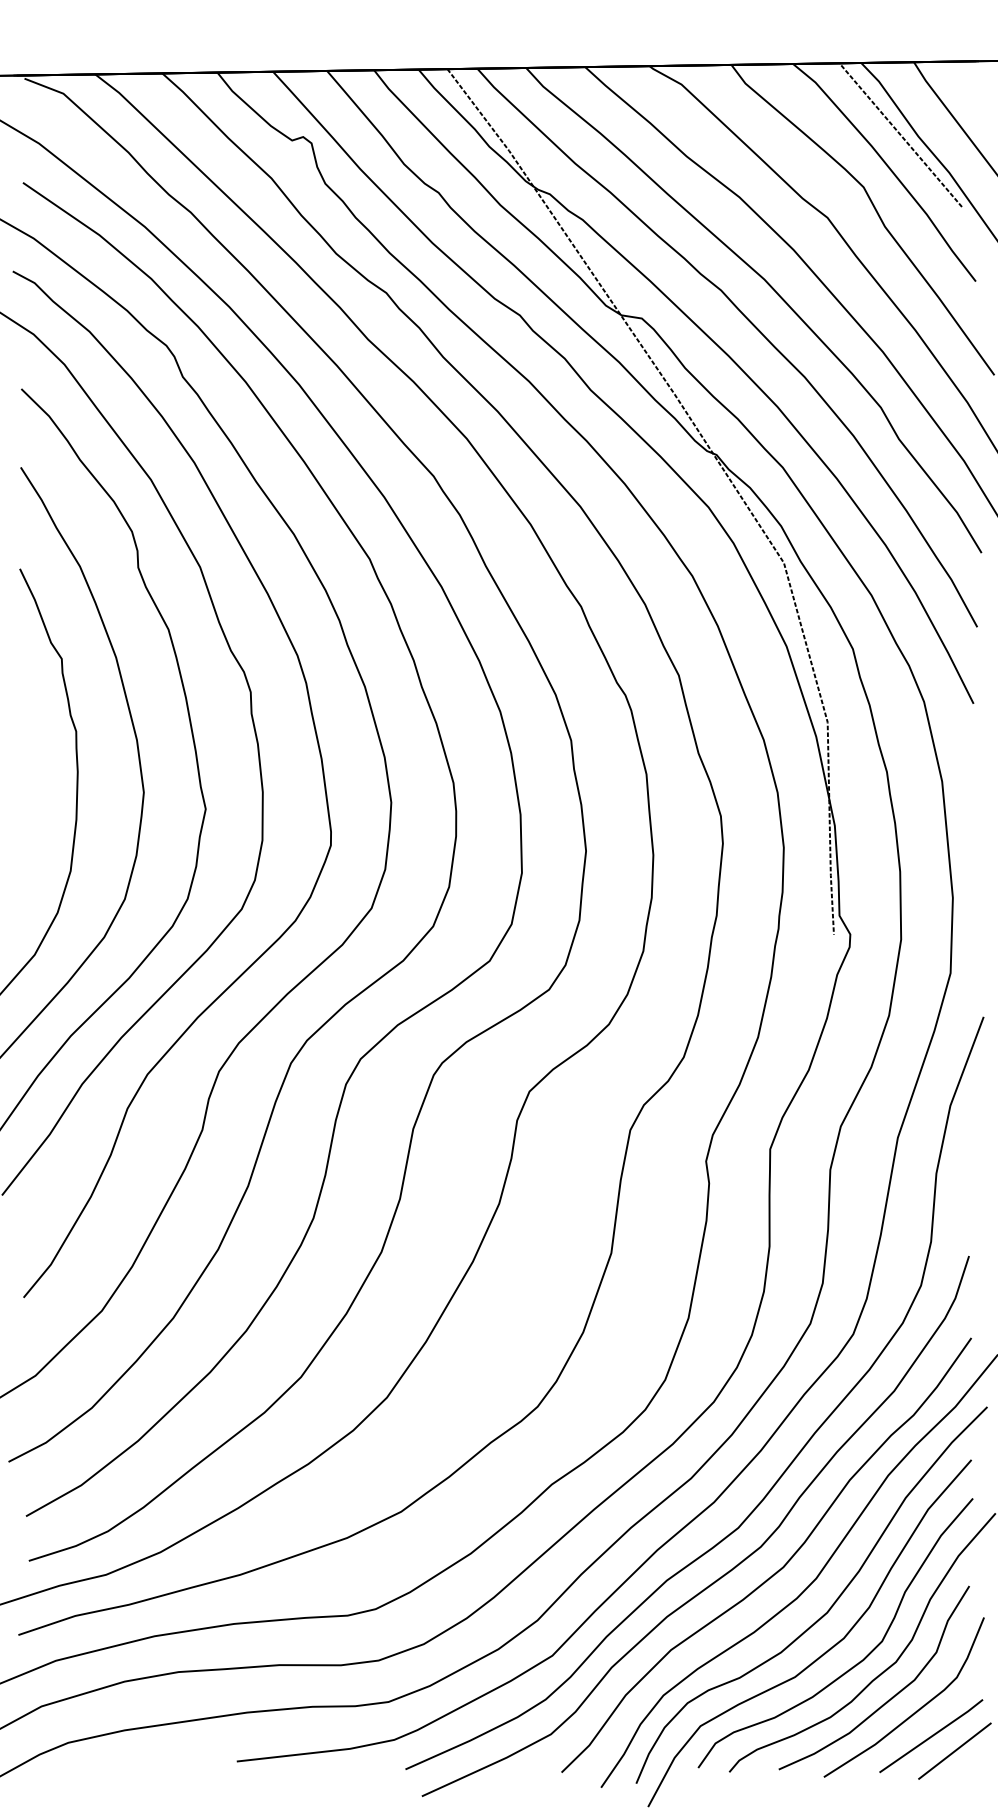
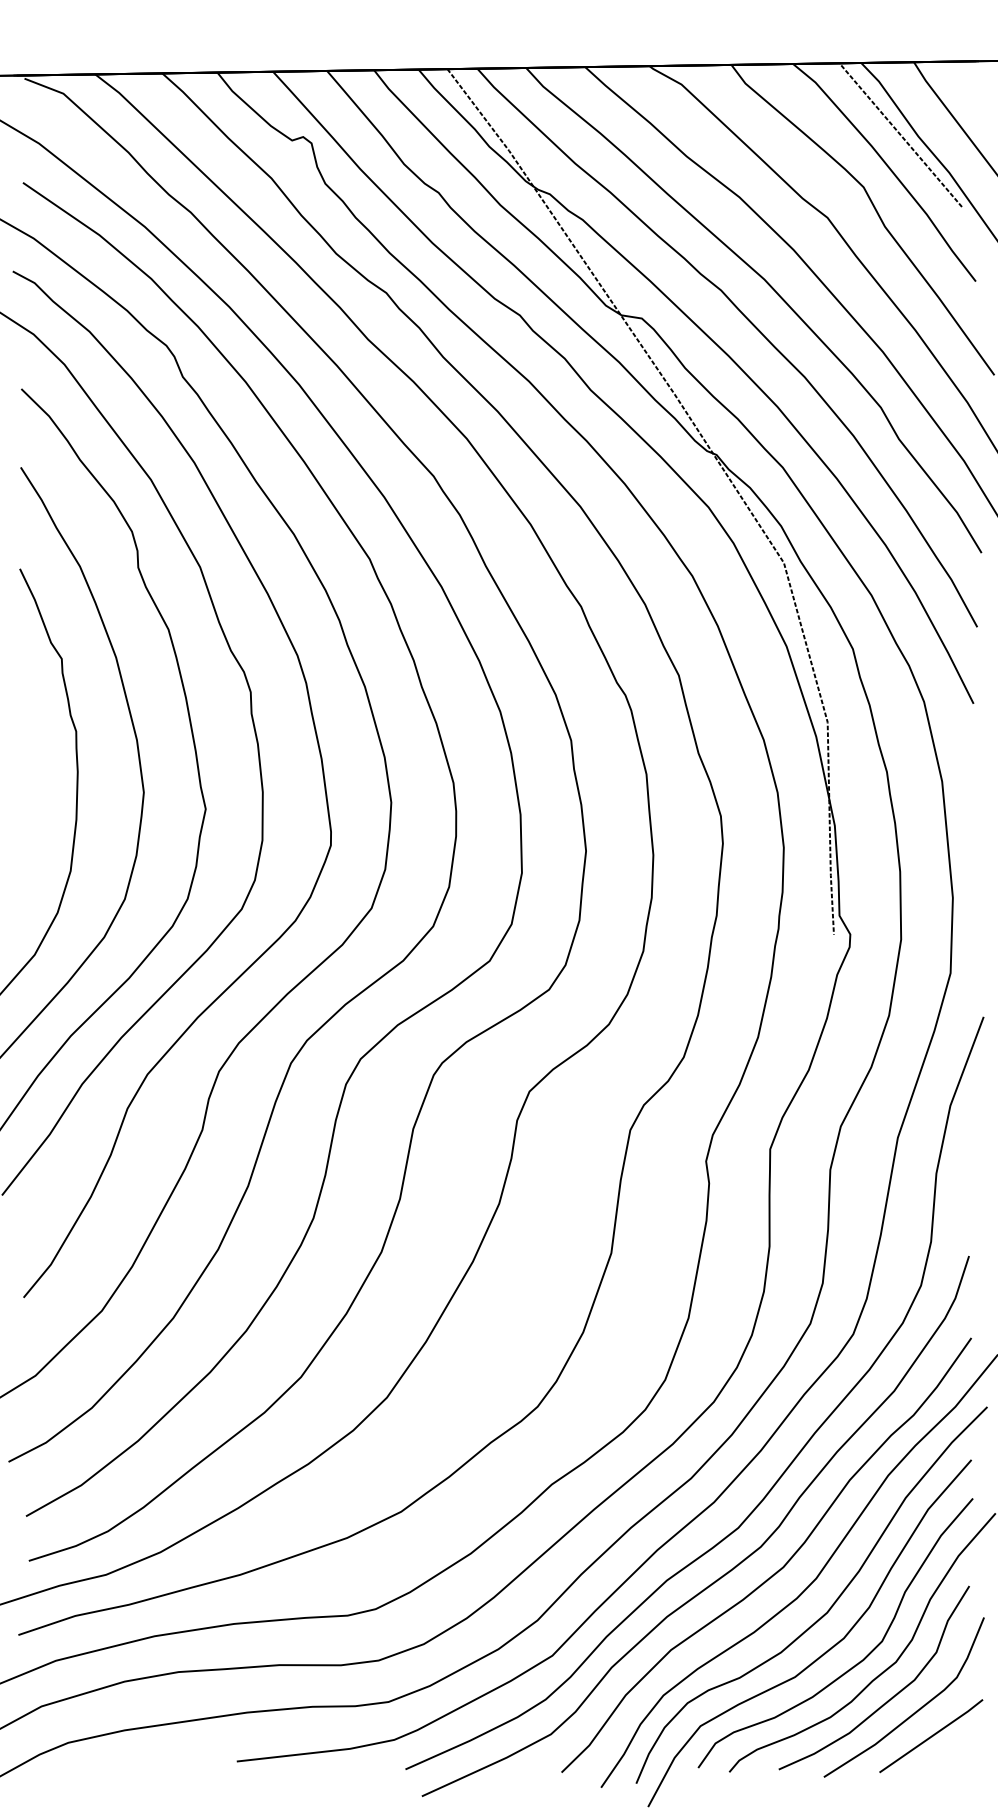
line: present -> none (954, 1750)
